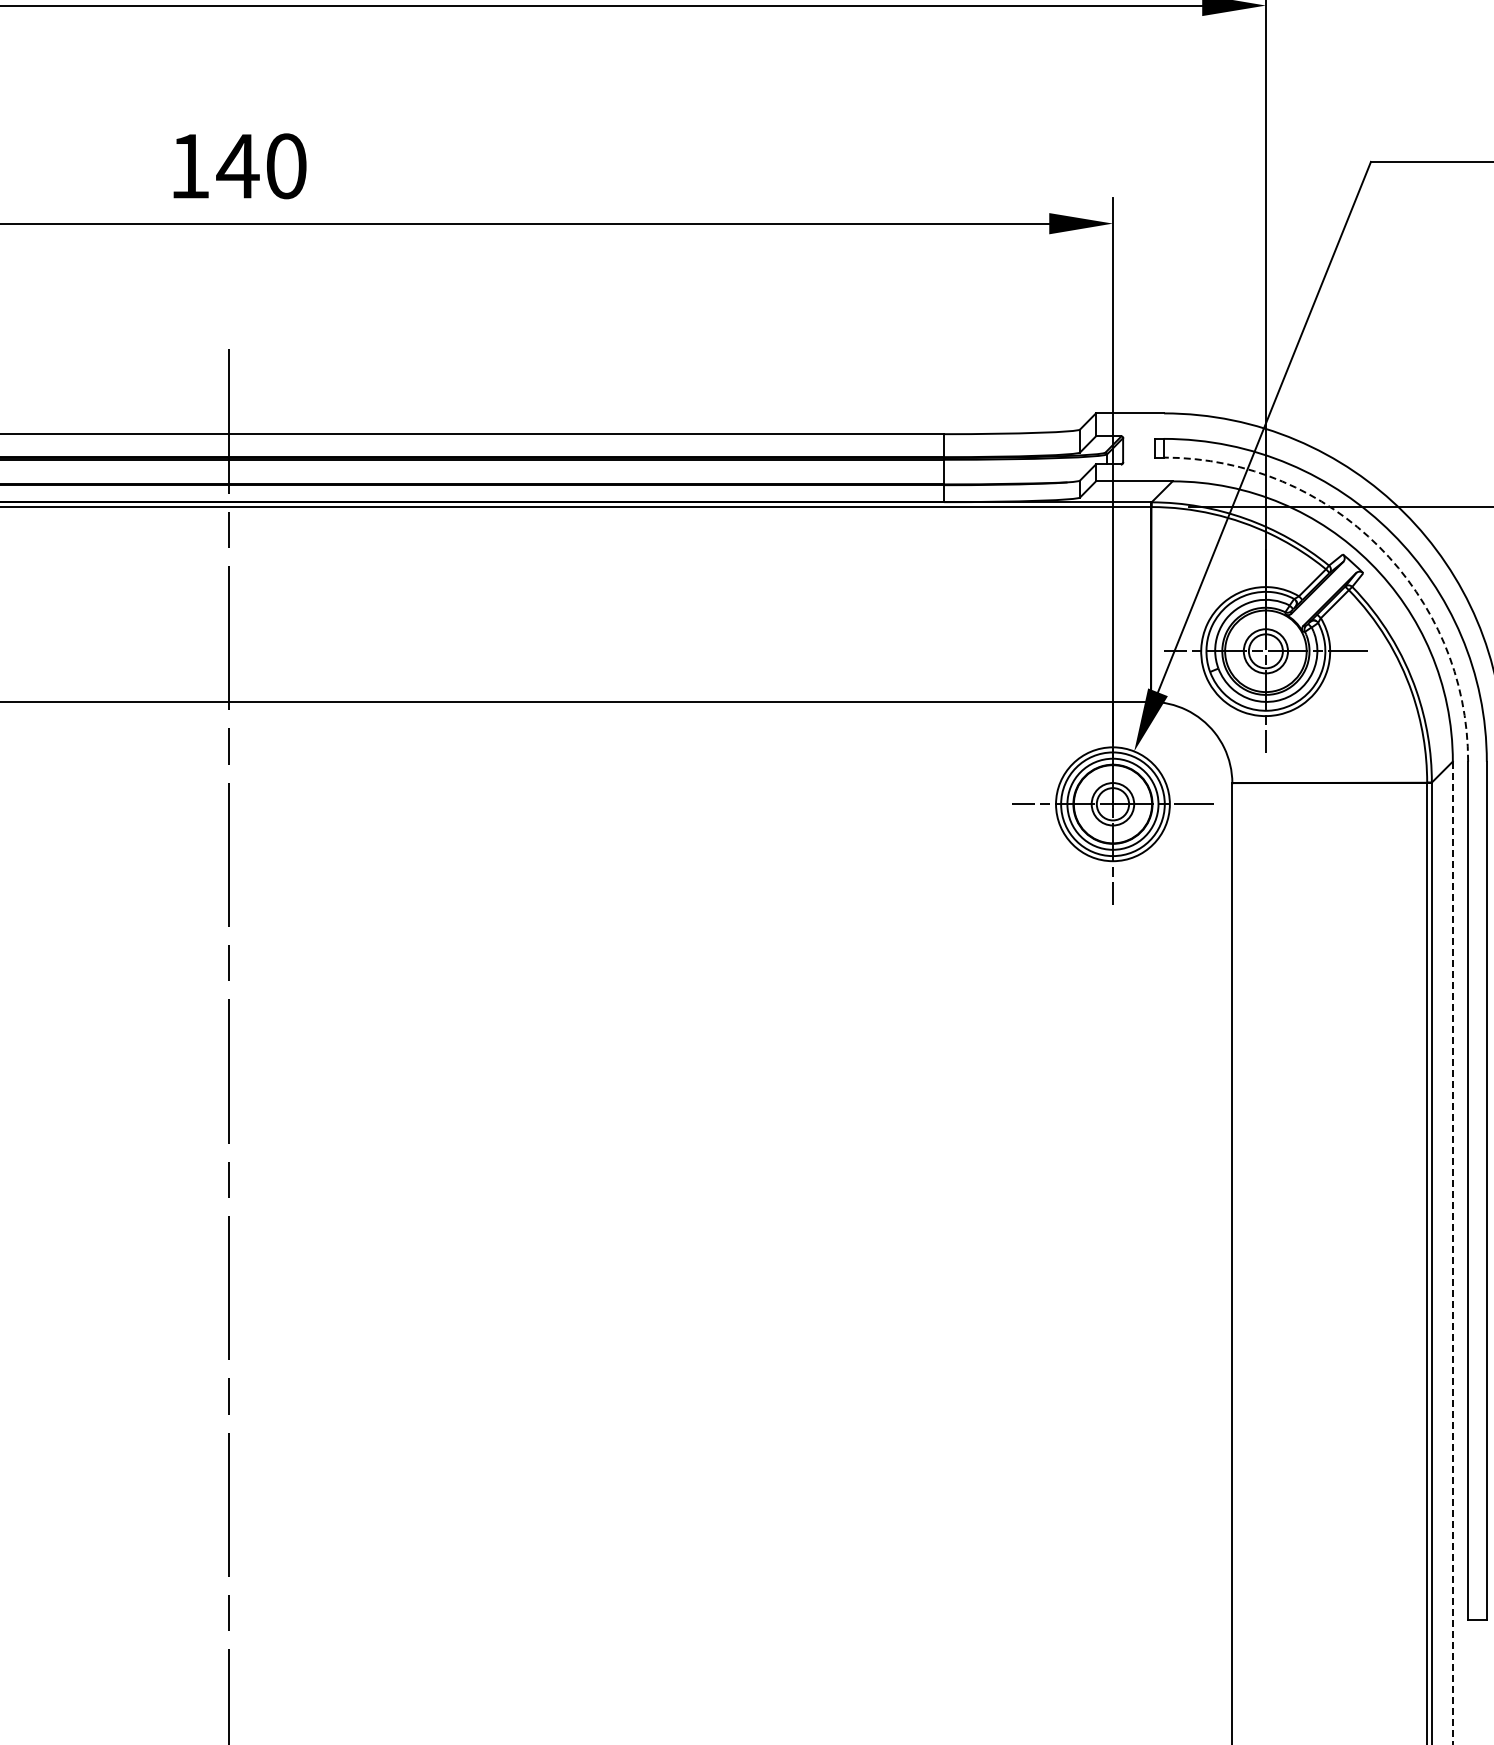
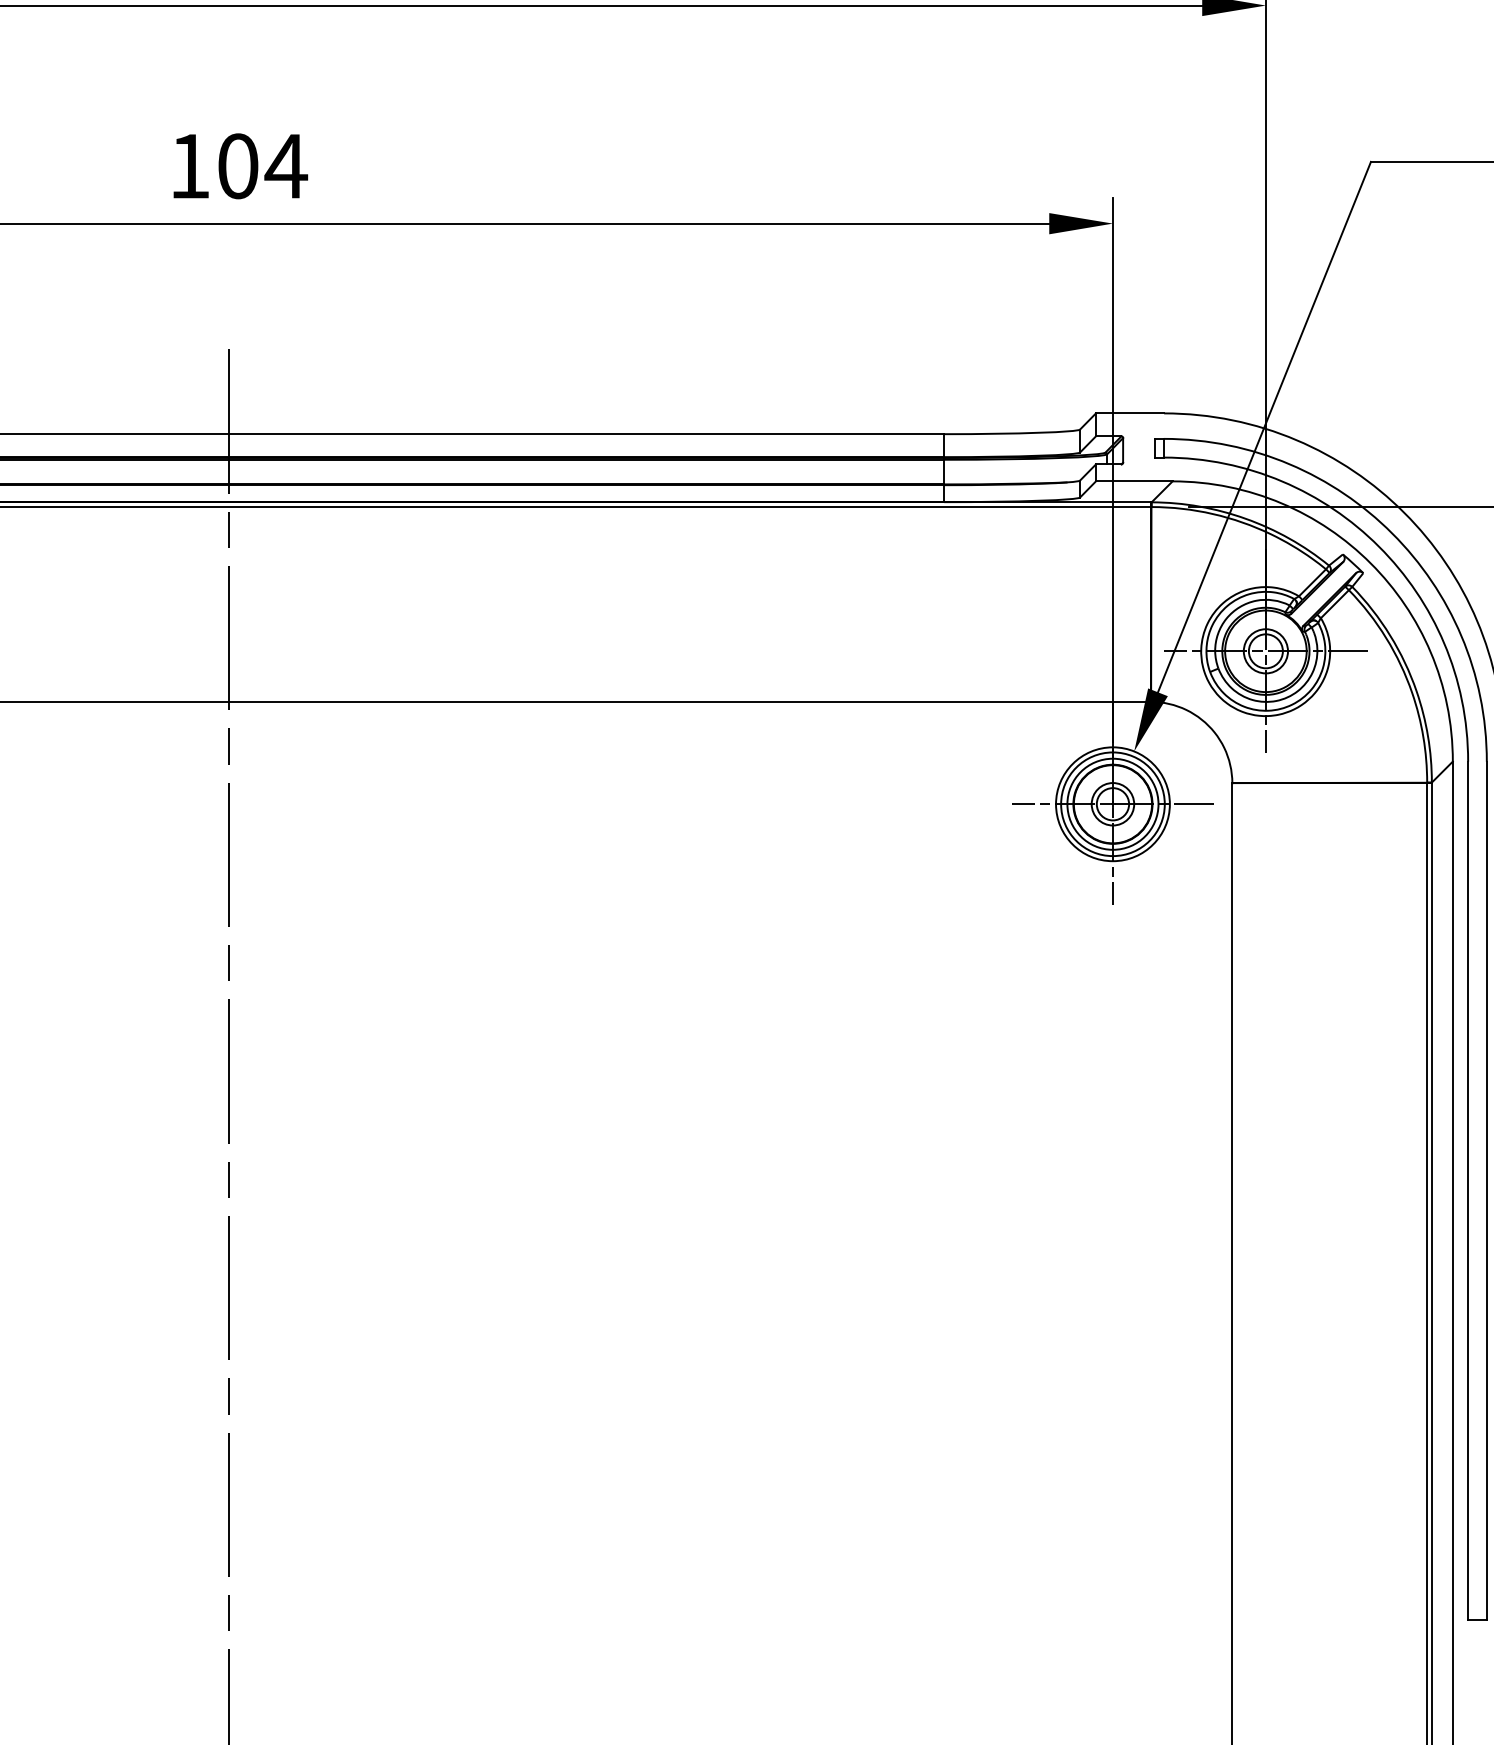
text: 140 -> 104 (262, 166)
arc: dashed -> solid (1379, 546)
line: dashed -> solid (1452, 1253)
